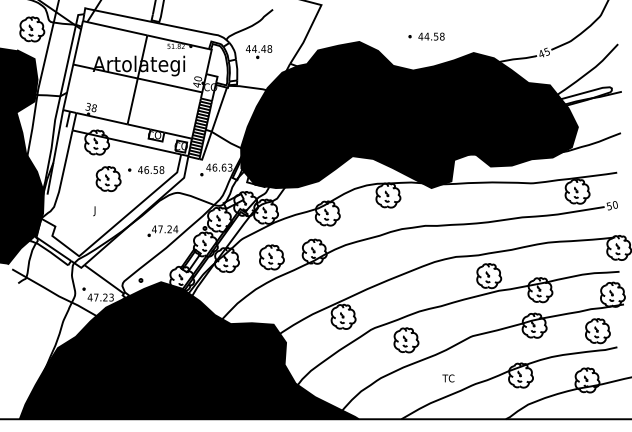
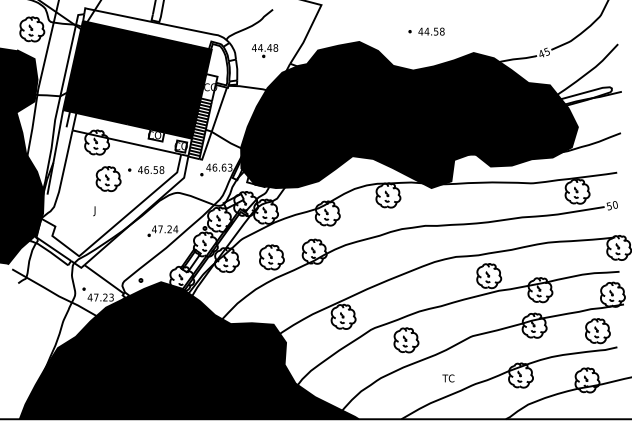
part position: (426, 36) -> (426, 31) (426, 31)
part position: (259, 51) -> (265, 50) (265, 50)
fill: none -> present (137, 79)
